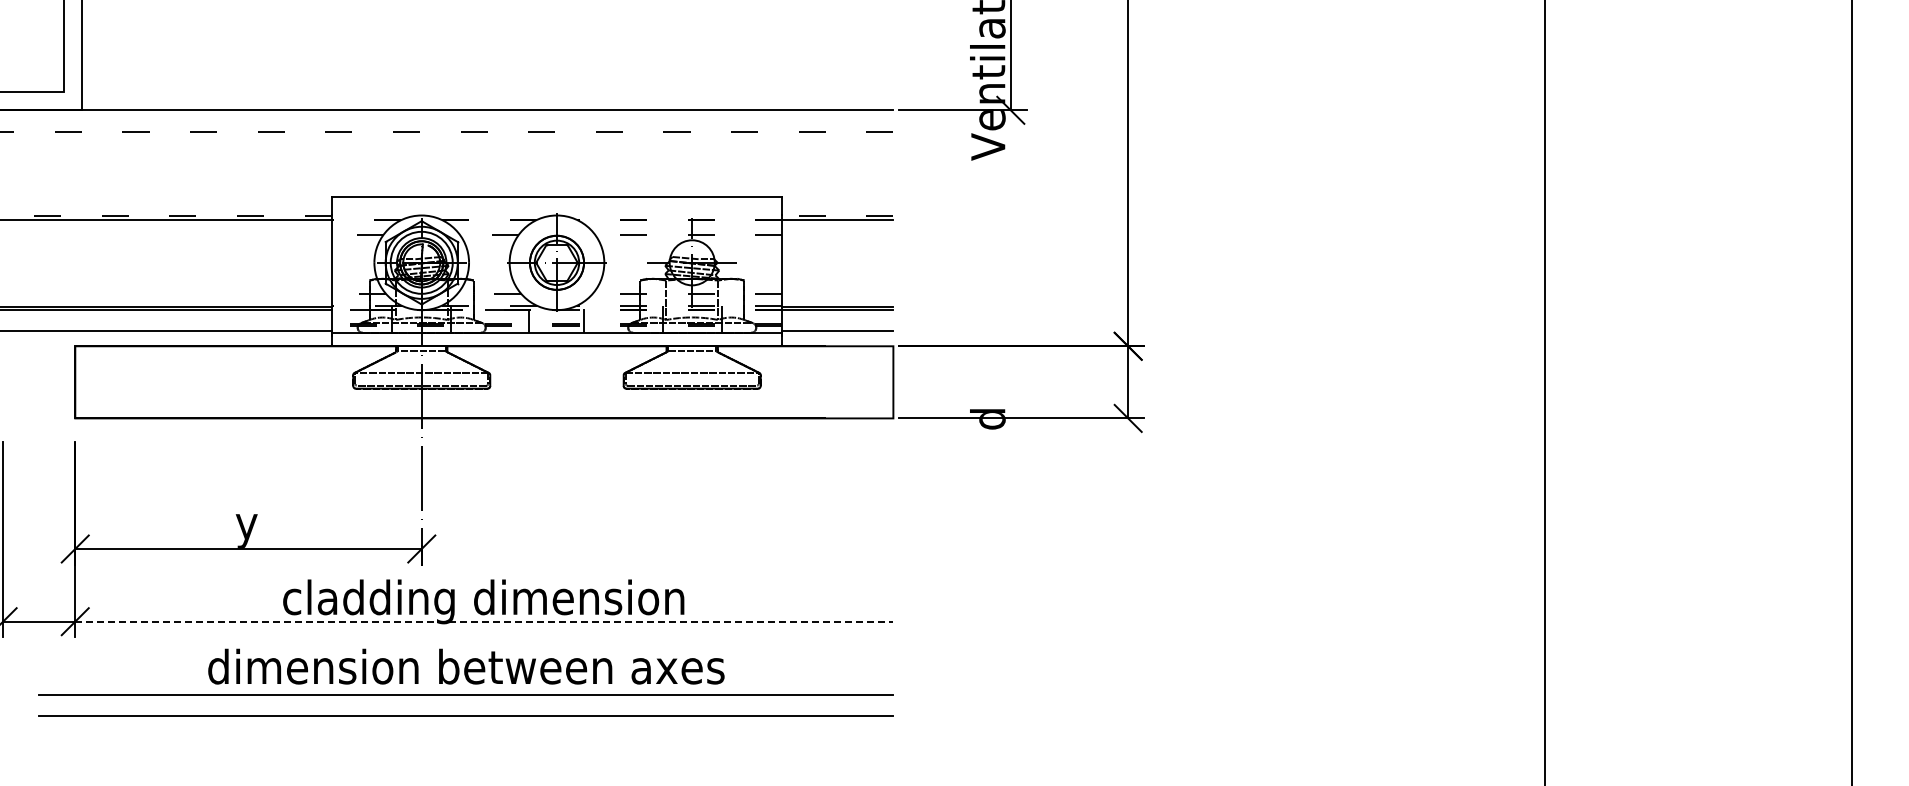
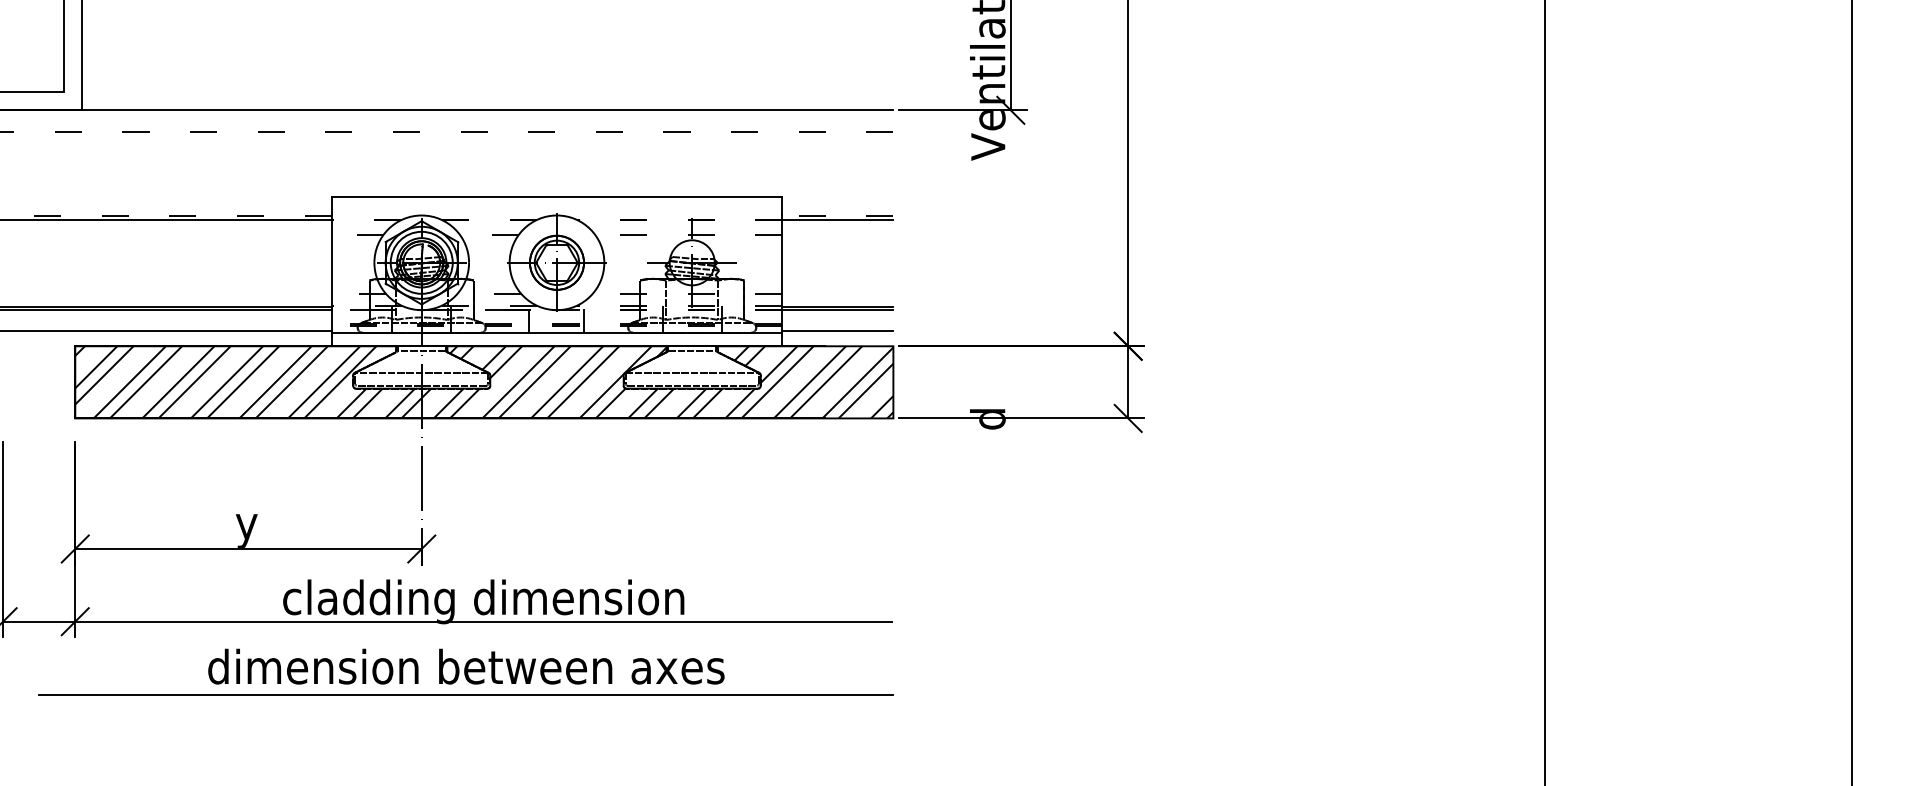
hatch: none -> present (484, 382)
line: dashed -> solid (484, 621)
line: present -> none (465, 715)
